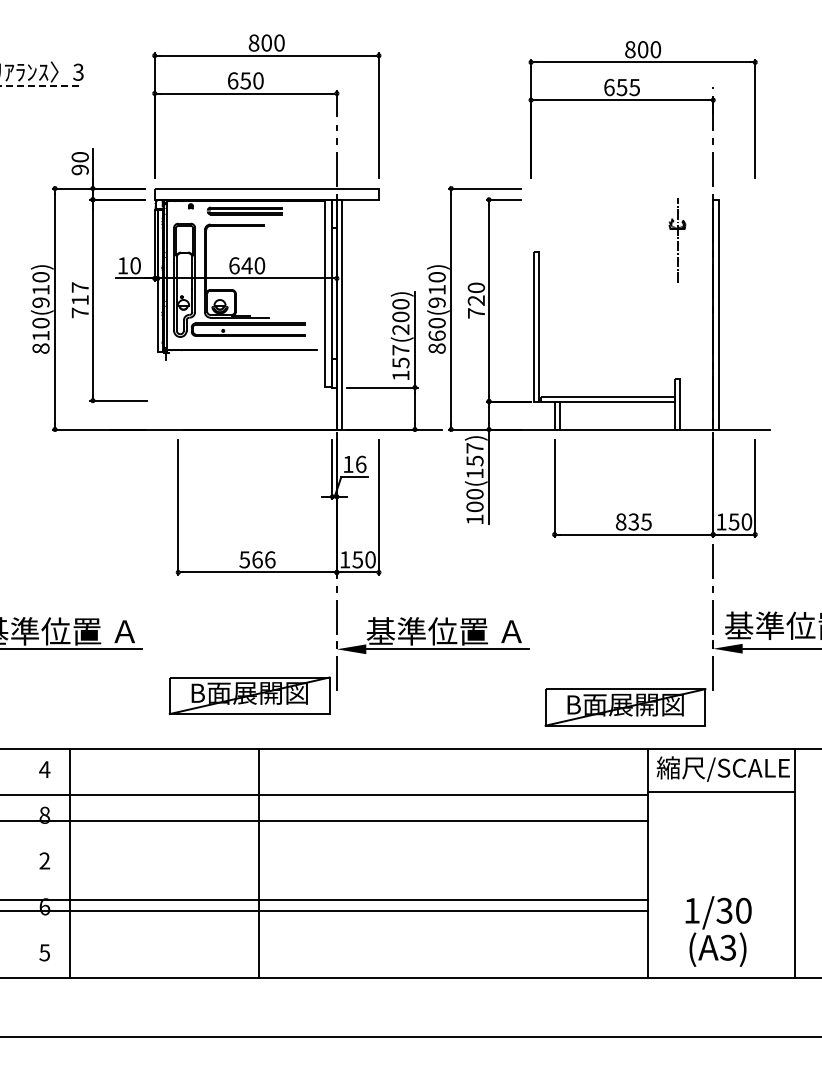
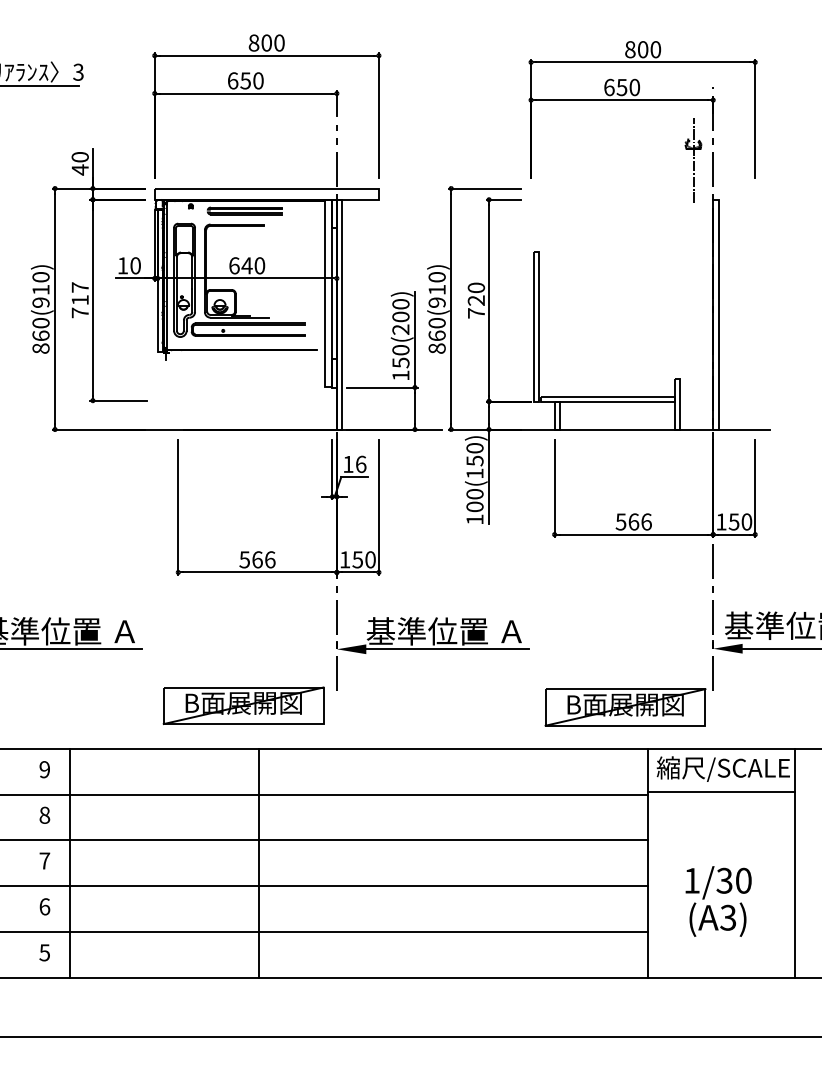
line: dashed -> solid (39, 86)
text: 655 -> 650 (634, 87)
text: 90 -> 40 (79, 169)
part position: (677, 240) -> (693, 160) (693, 160)
text: 810(910) -> 860(910) (40, 335)
text: 157(200) -> 150(200) (400, 350)
text: 100(157) -> 100(150) (474, 448)
text: 835 -> 566 (633, 521)
part position: (249, 695) -> (243, 705) (243, 705)
text: 4 -> 9 (44, 769)
line position: (324, 821) -> (324, 840) (324, 840)
text: 2 -> 7 (44, 860)
line position: (324, 900) -> (324, 886) (324, 886)
line position: (324, 911) -> (324, 932) (324, 932)
text position: (718, 931) -> (718, 901) (718, 901)
